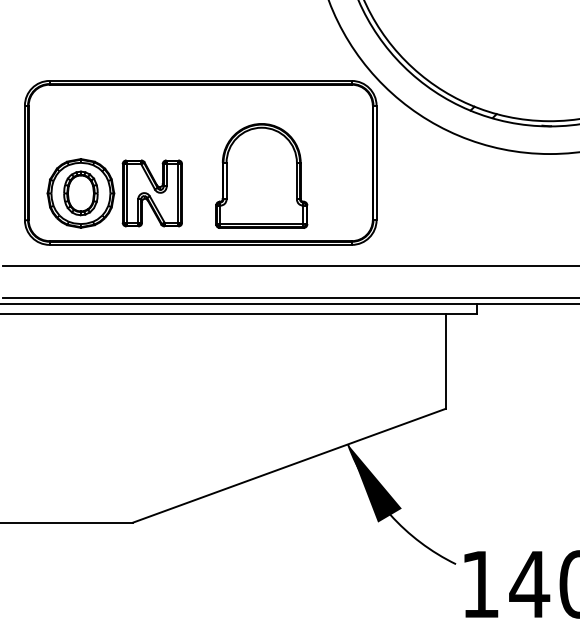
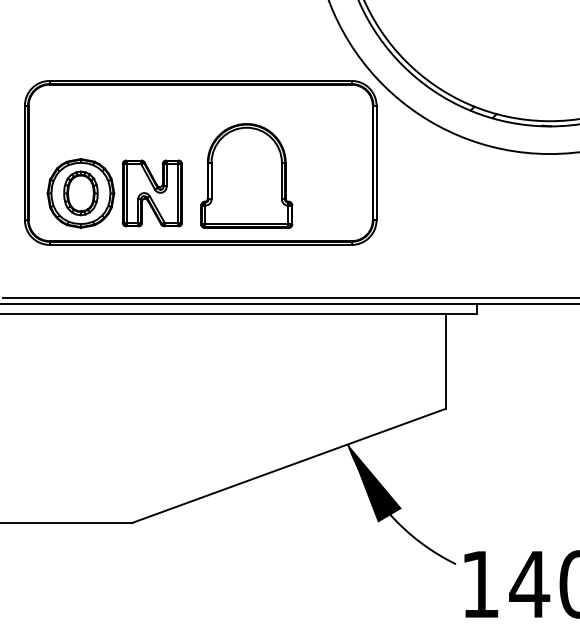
part position: (261, 175) -> (246, 175) (246, 175)
line: present -> none (289, 266)
